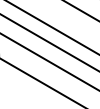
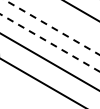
line: solid -> dashed (51, 27)
line: solid -> dashed (49, 42)
